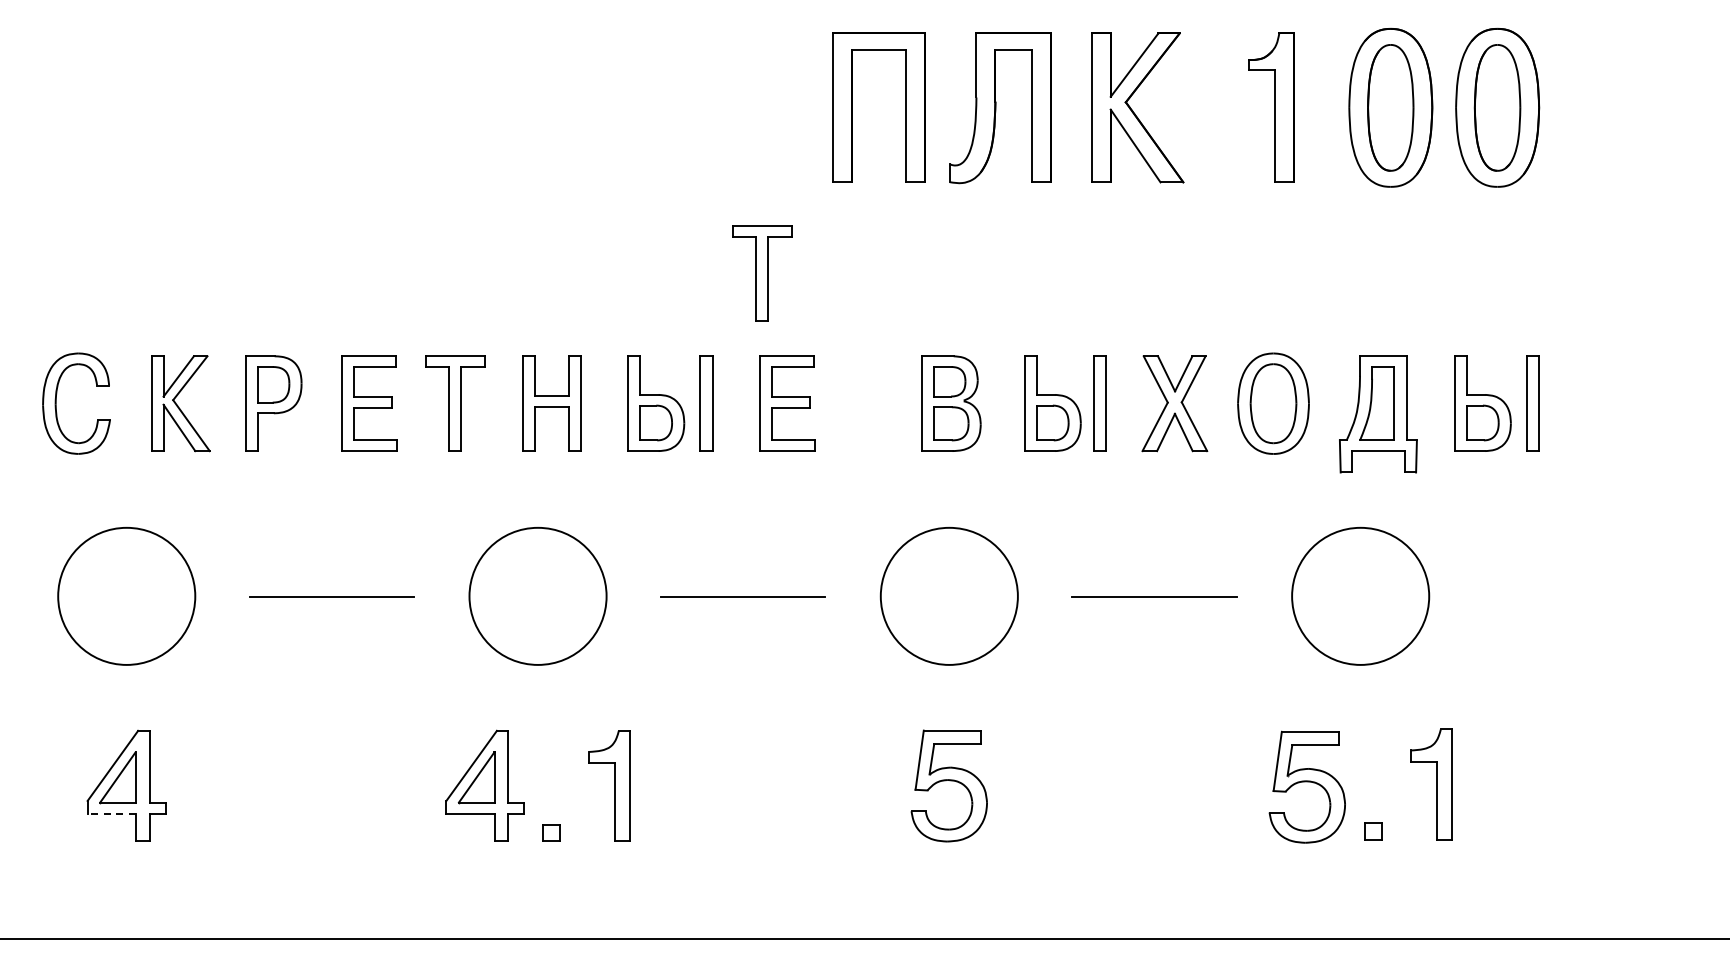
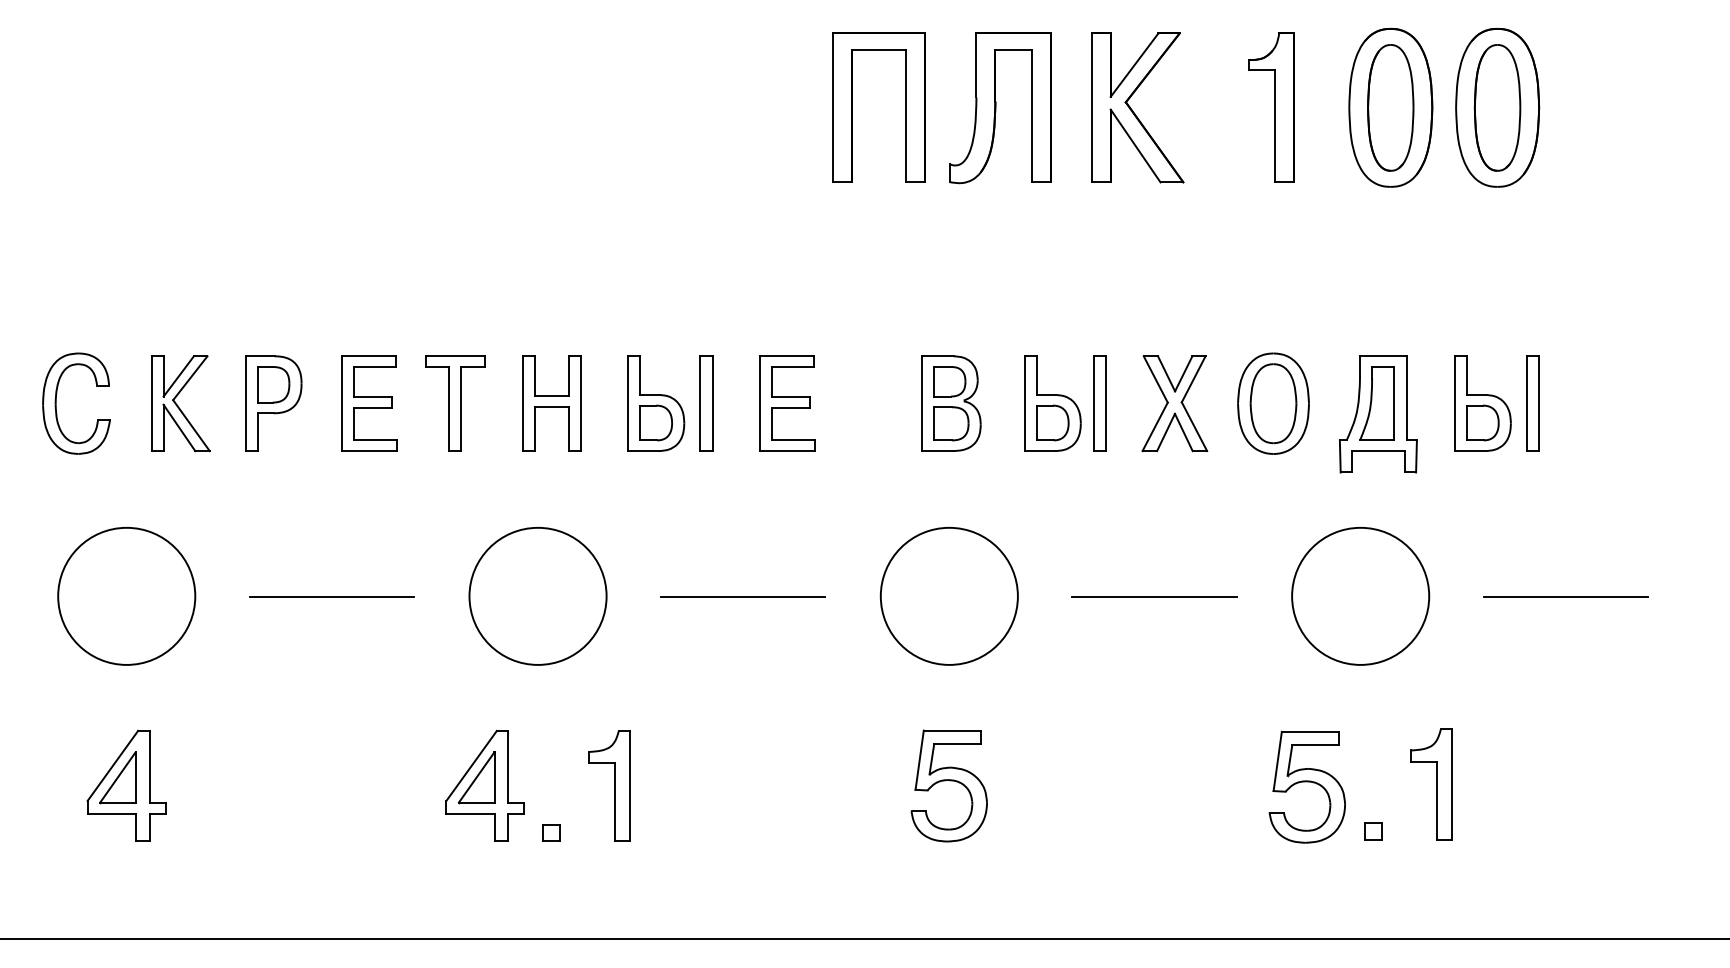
part: present -> none (762, 273)
line: none -> present (1565, 596)
line: dashed -> solid (111, 814)
